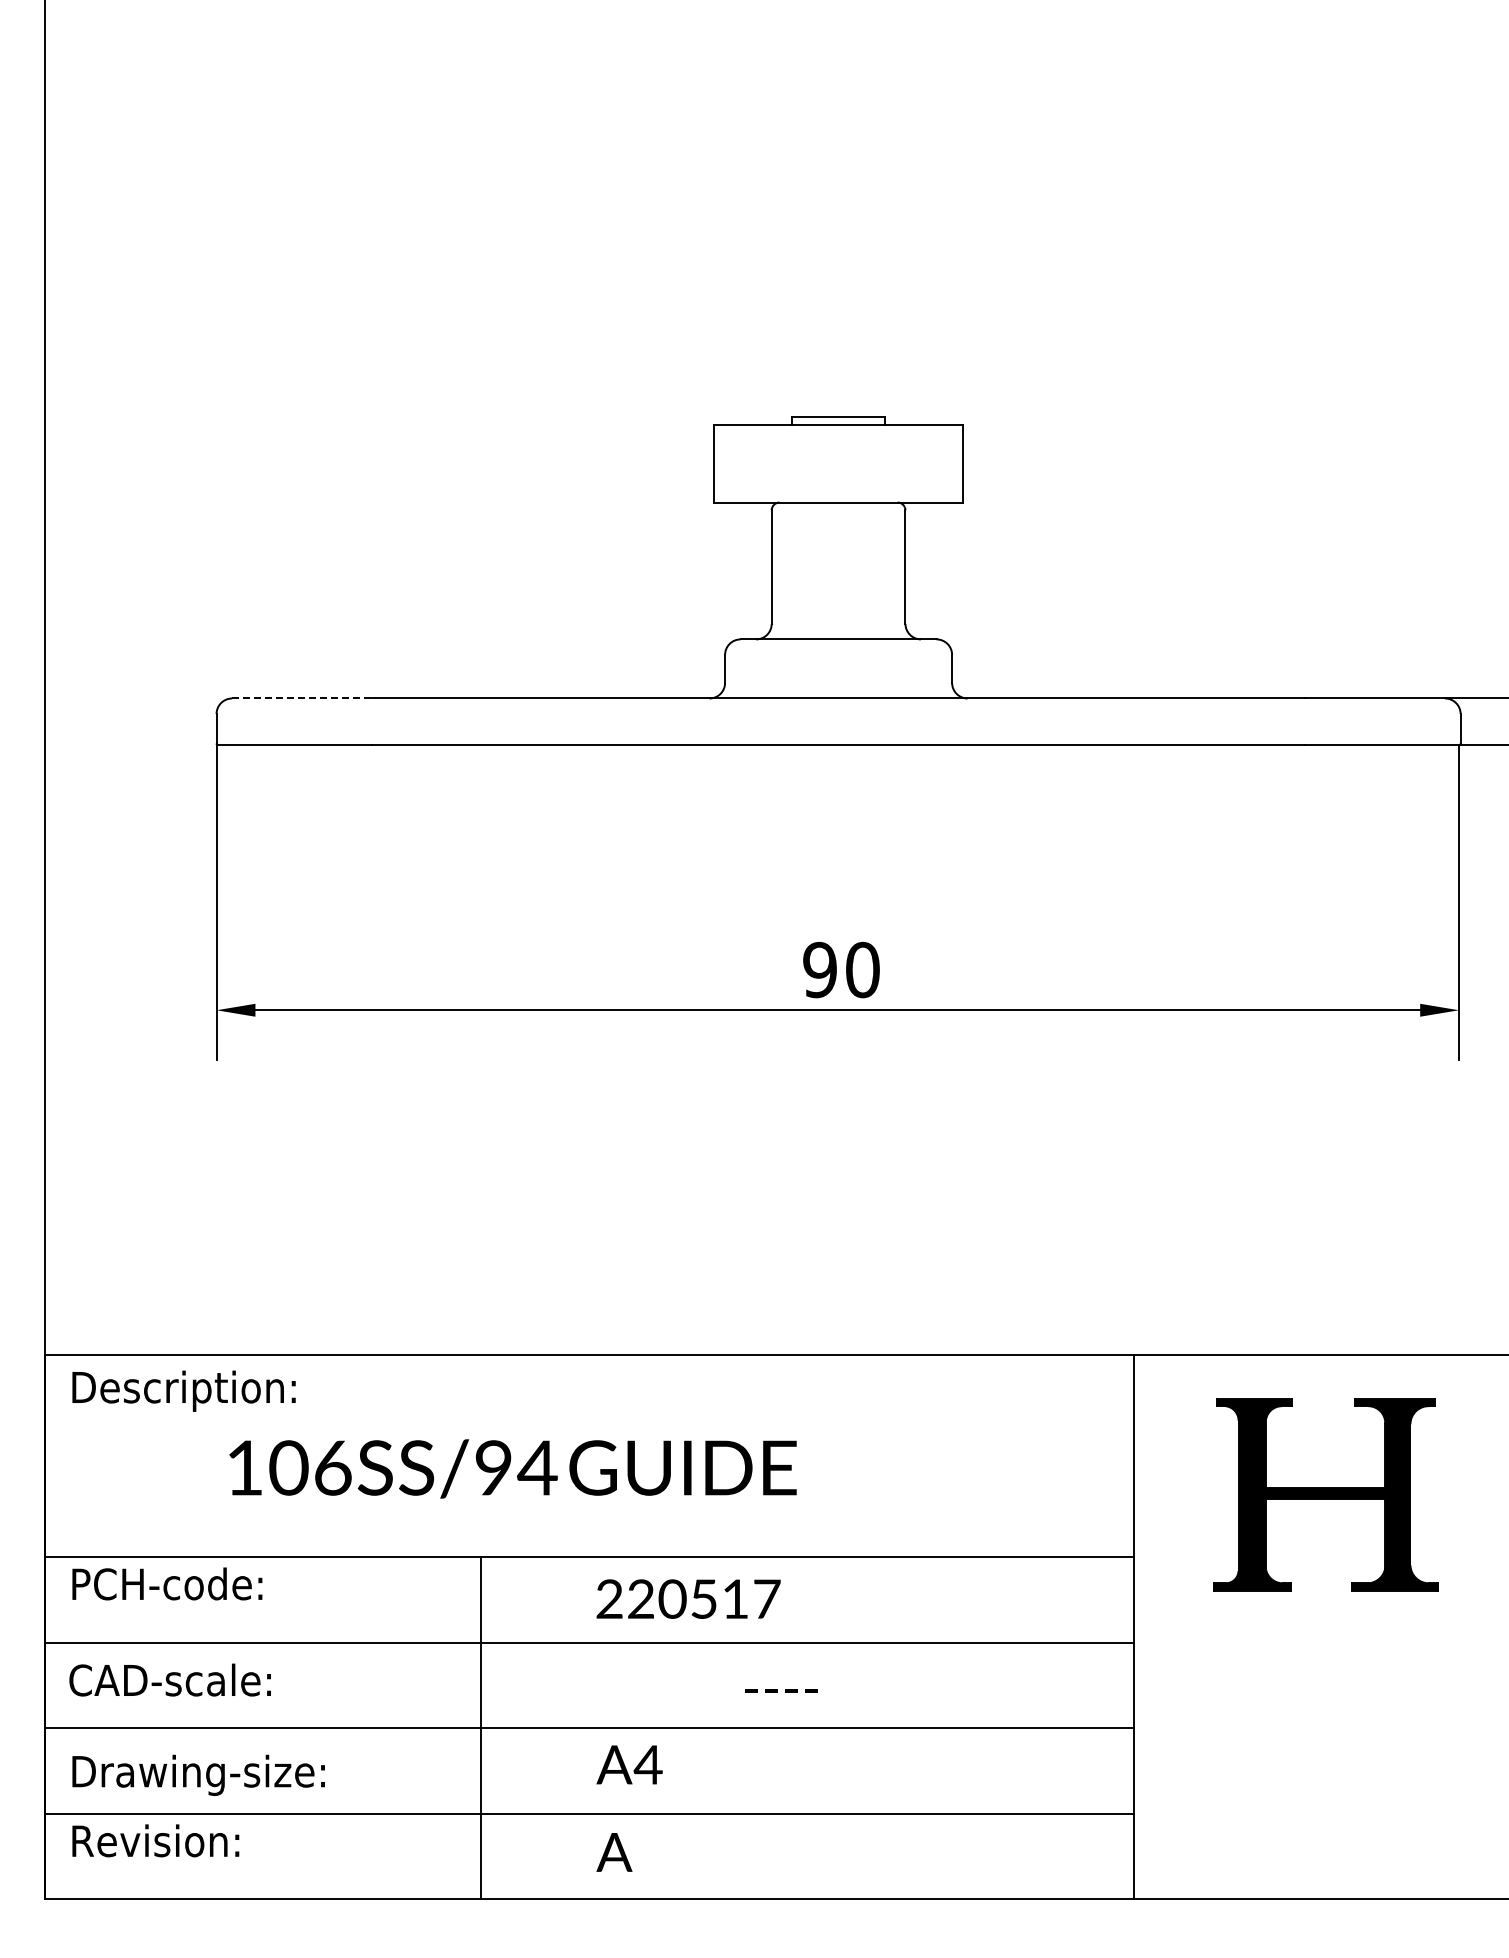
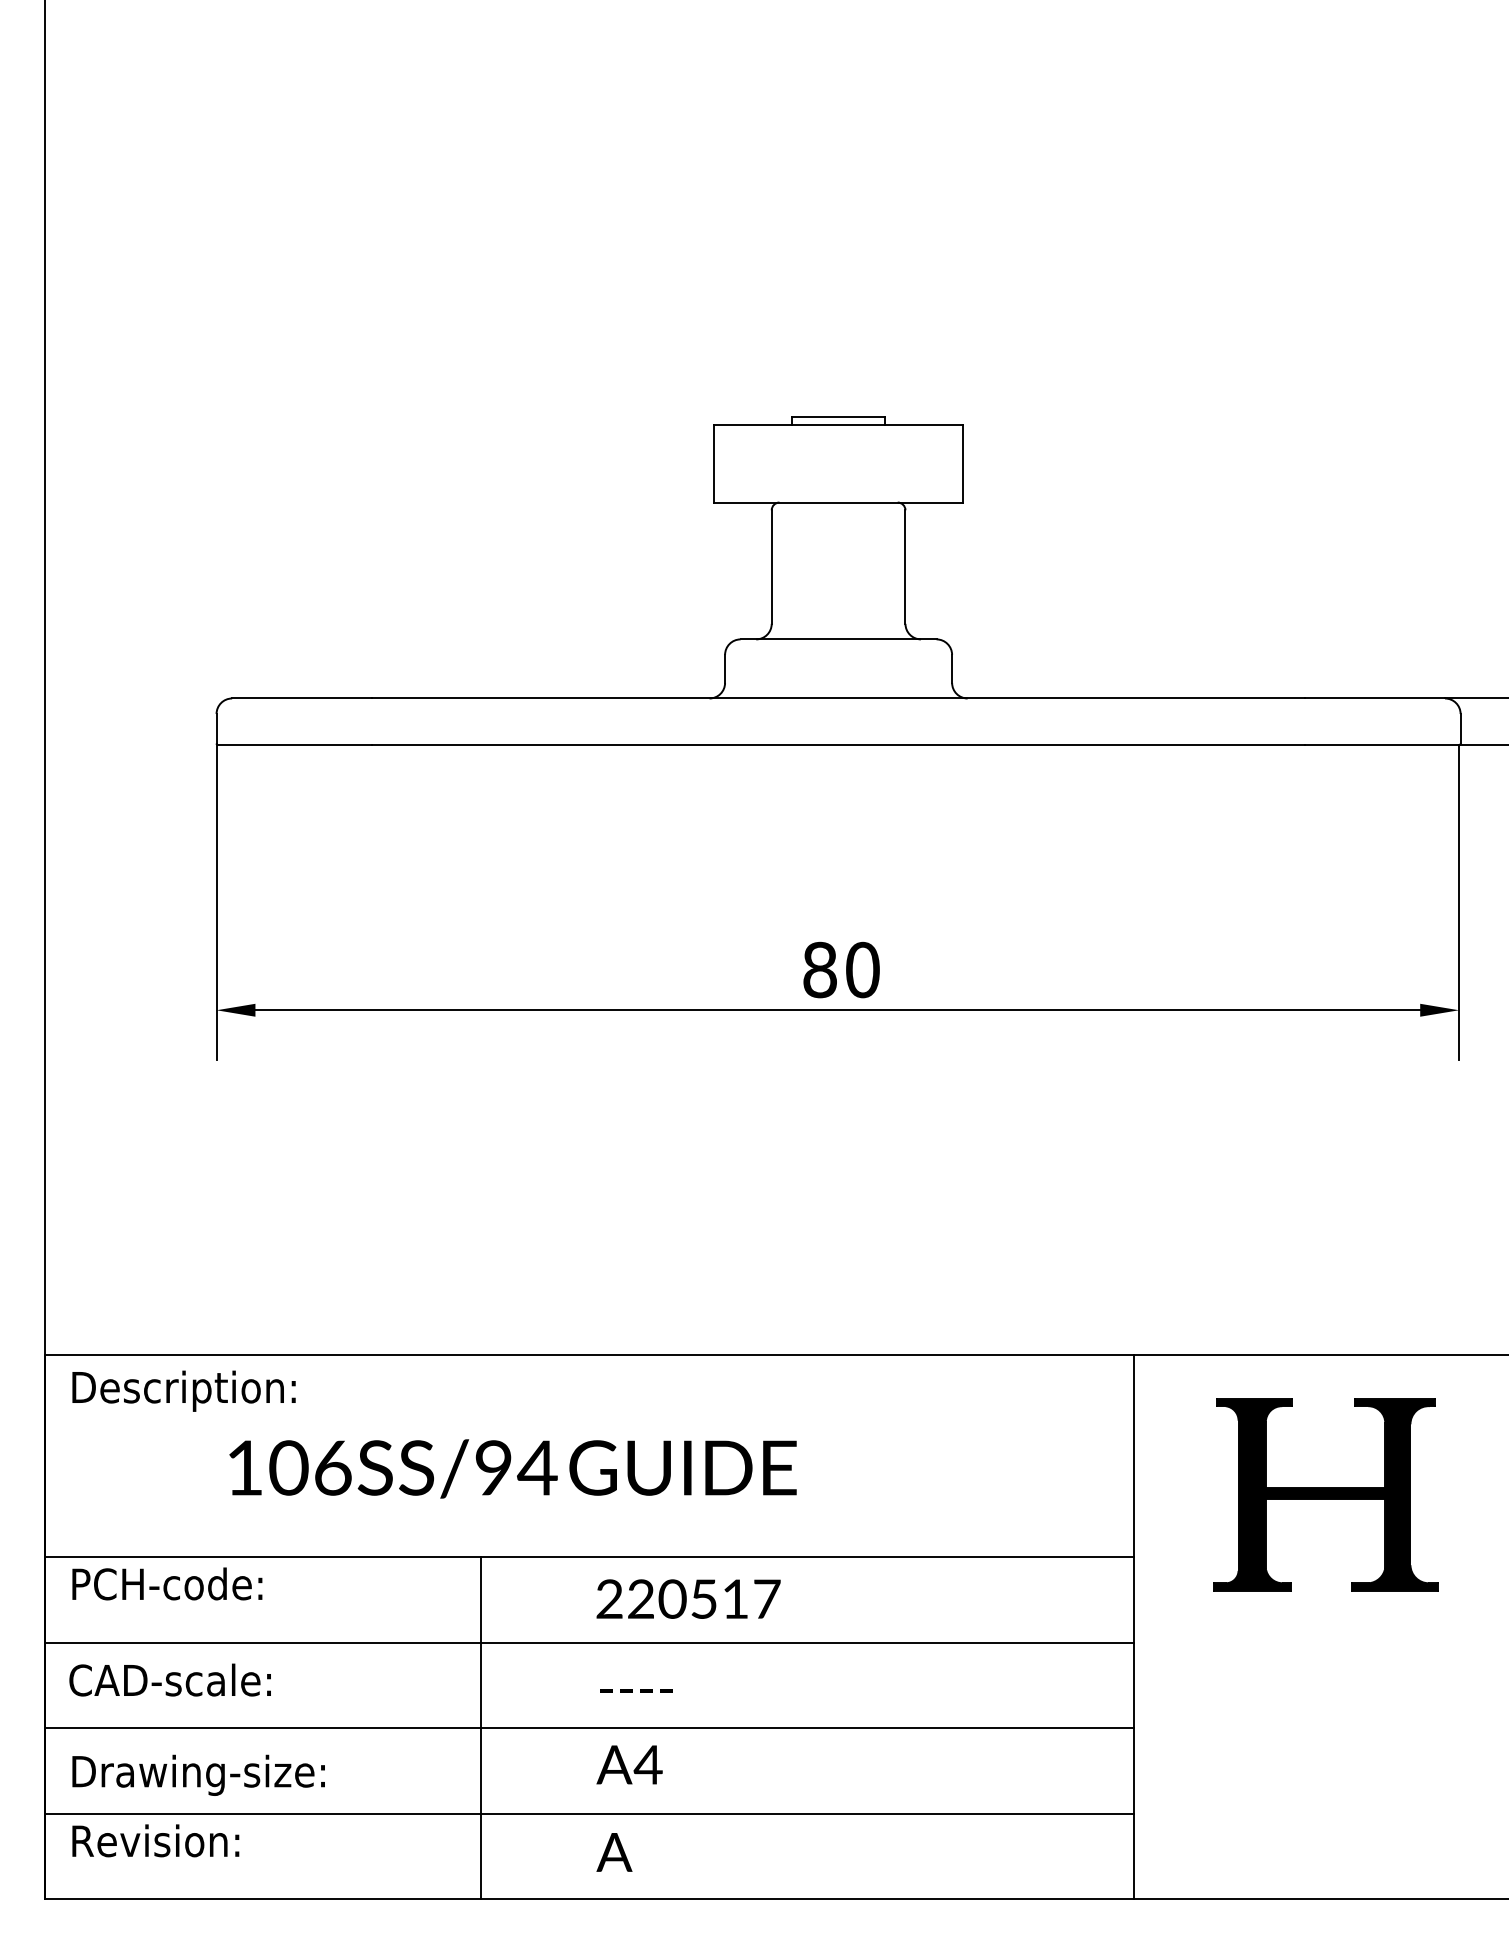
line: dashed -> solid (302, 698)
text: 90 -> 80 (819, 970)
text position: (781, 1690) -> (636, 1690) (636, 1690)
